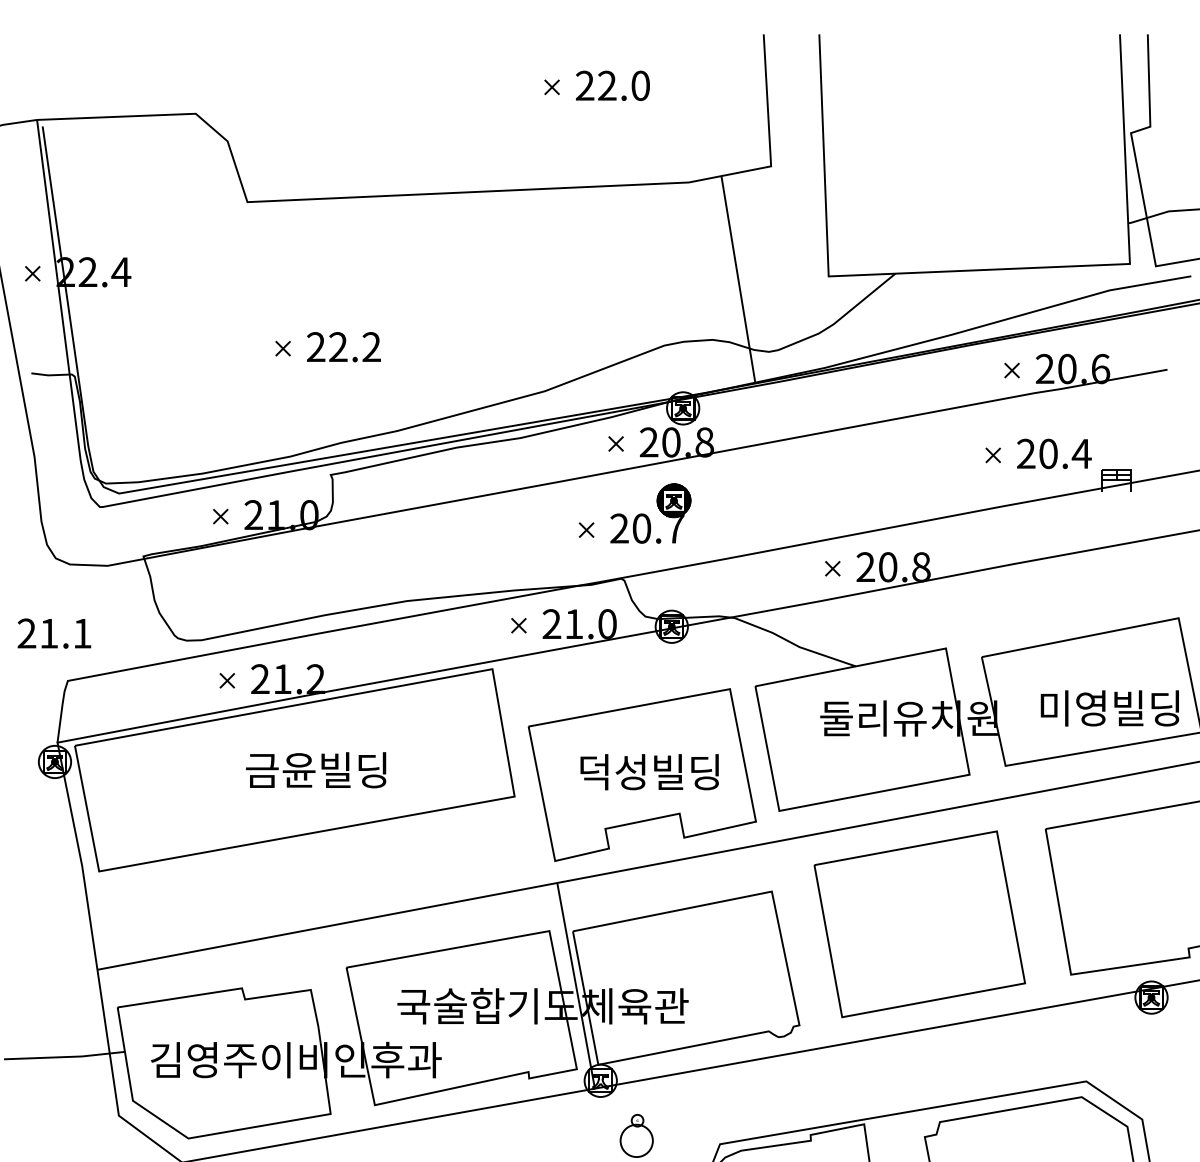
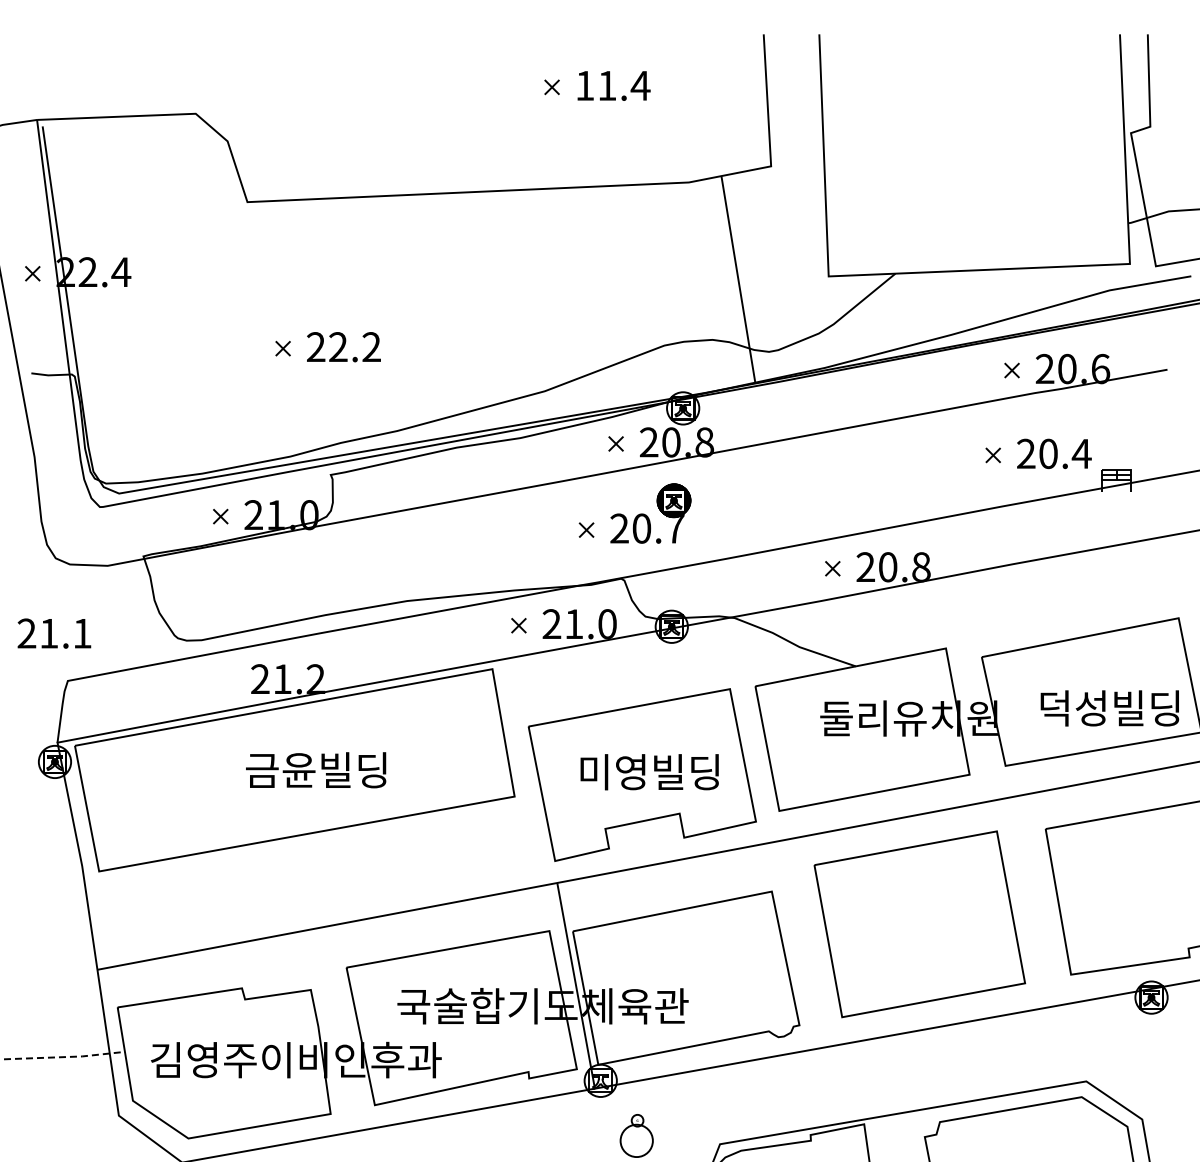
text: 22.0 -> 11.4 (612, 85)
part: present -> none (227, 680)
text: 미영빌딩 -> 덕성빌딩 (1072, 708)
text: 덕성빌딩 -> 미영빌딩 (611, 771)
line: solid -> dashed (65, 1057)
